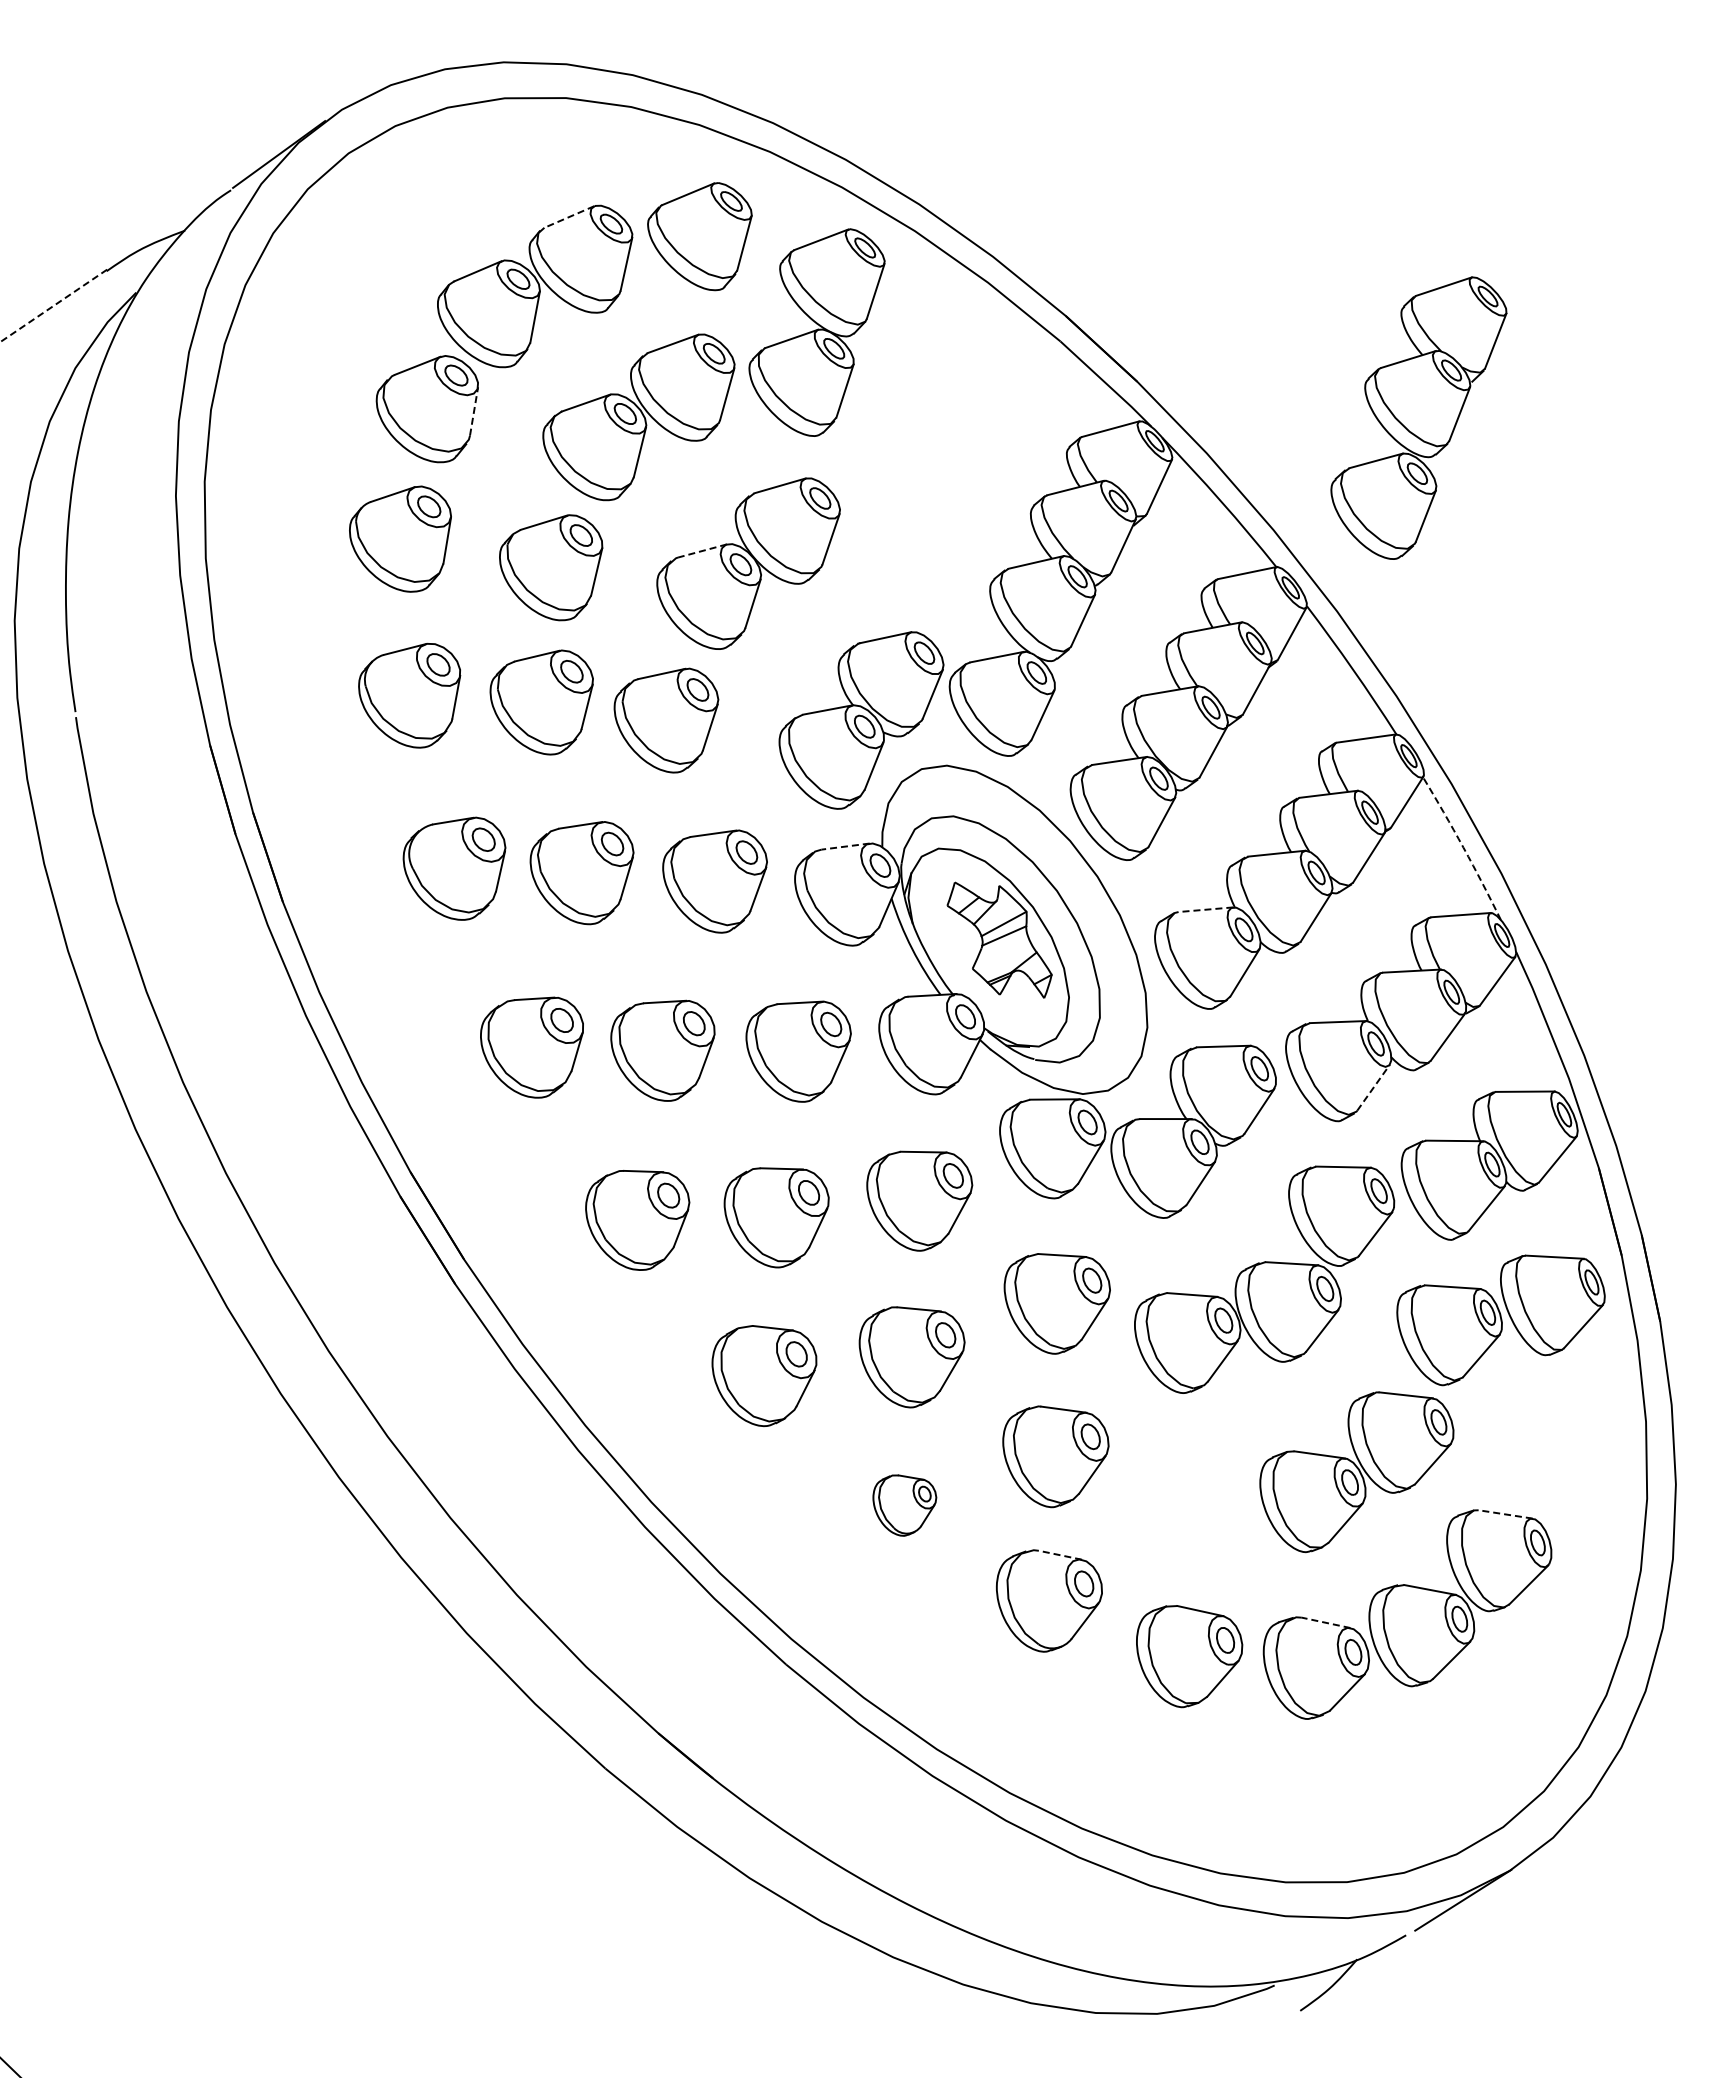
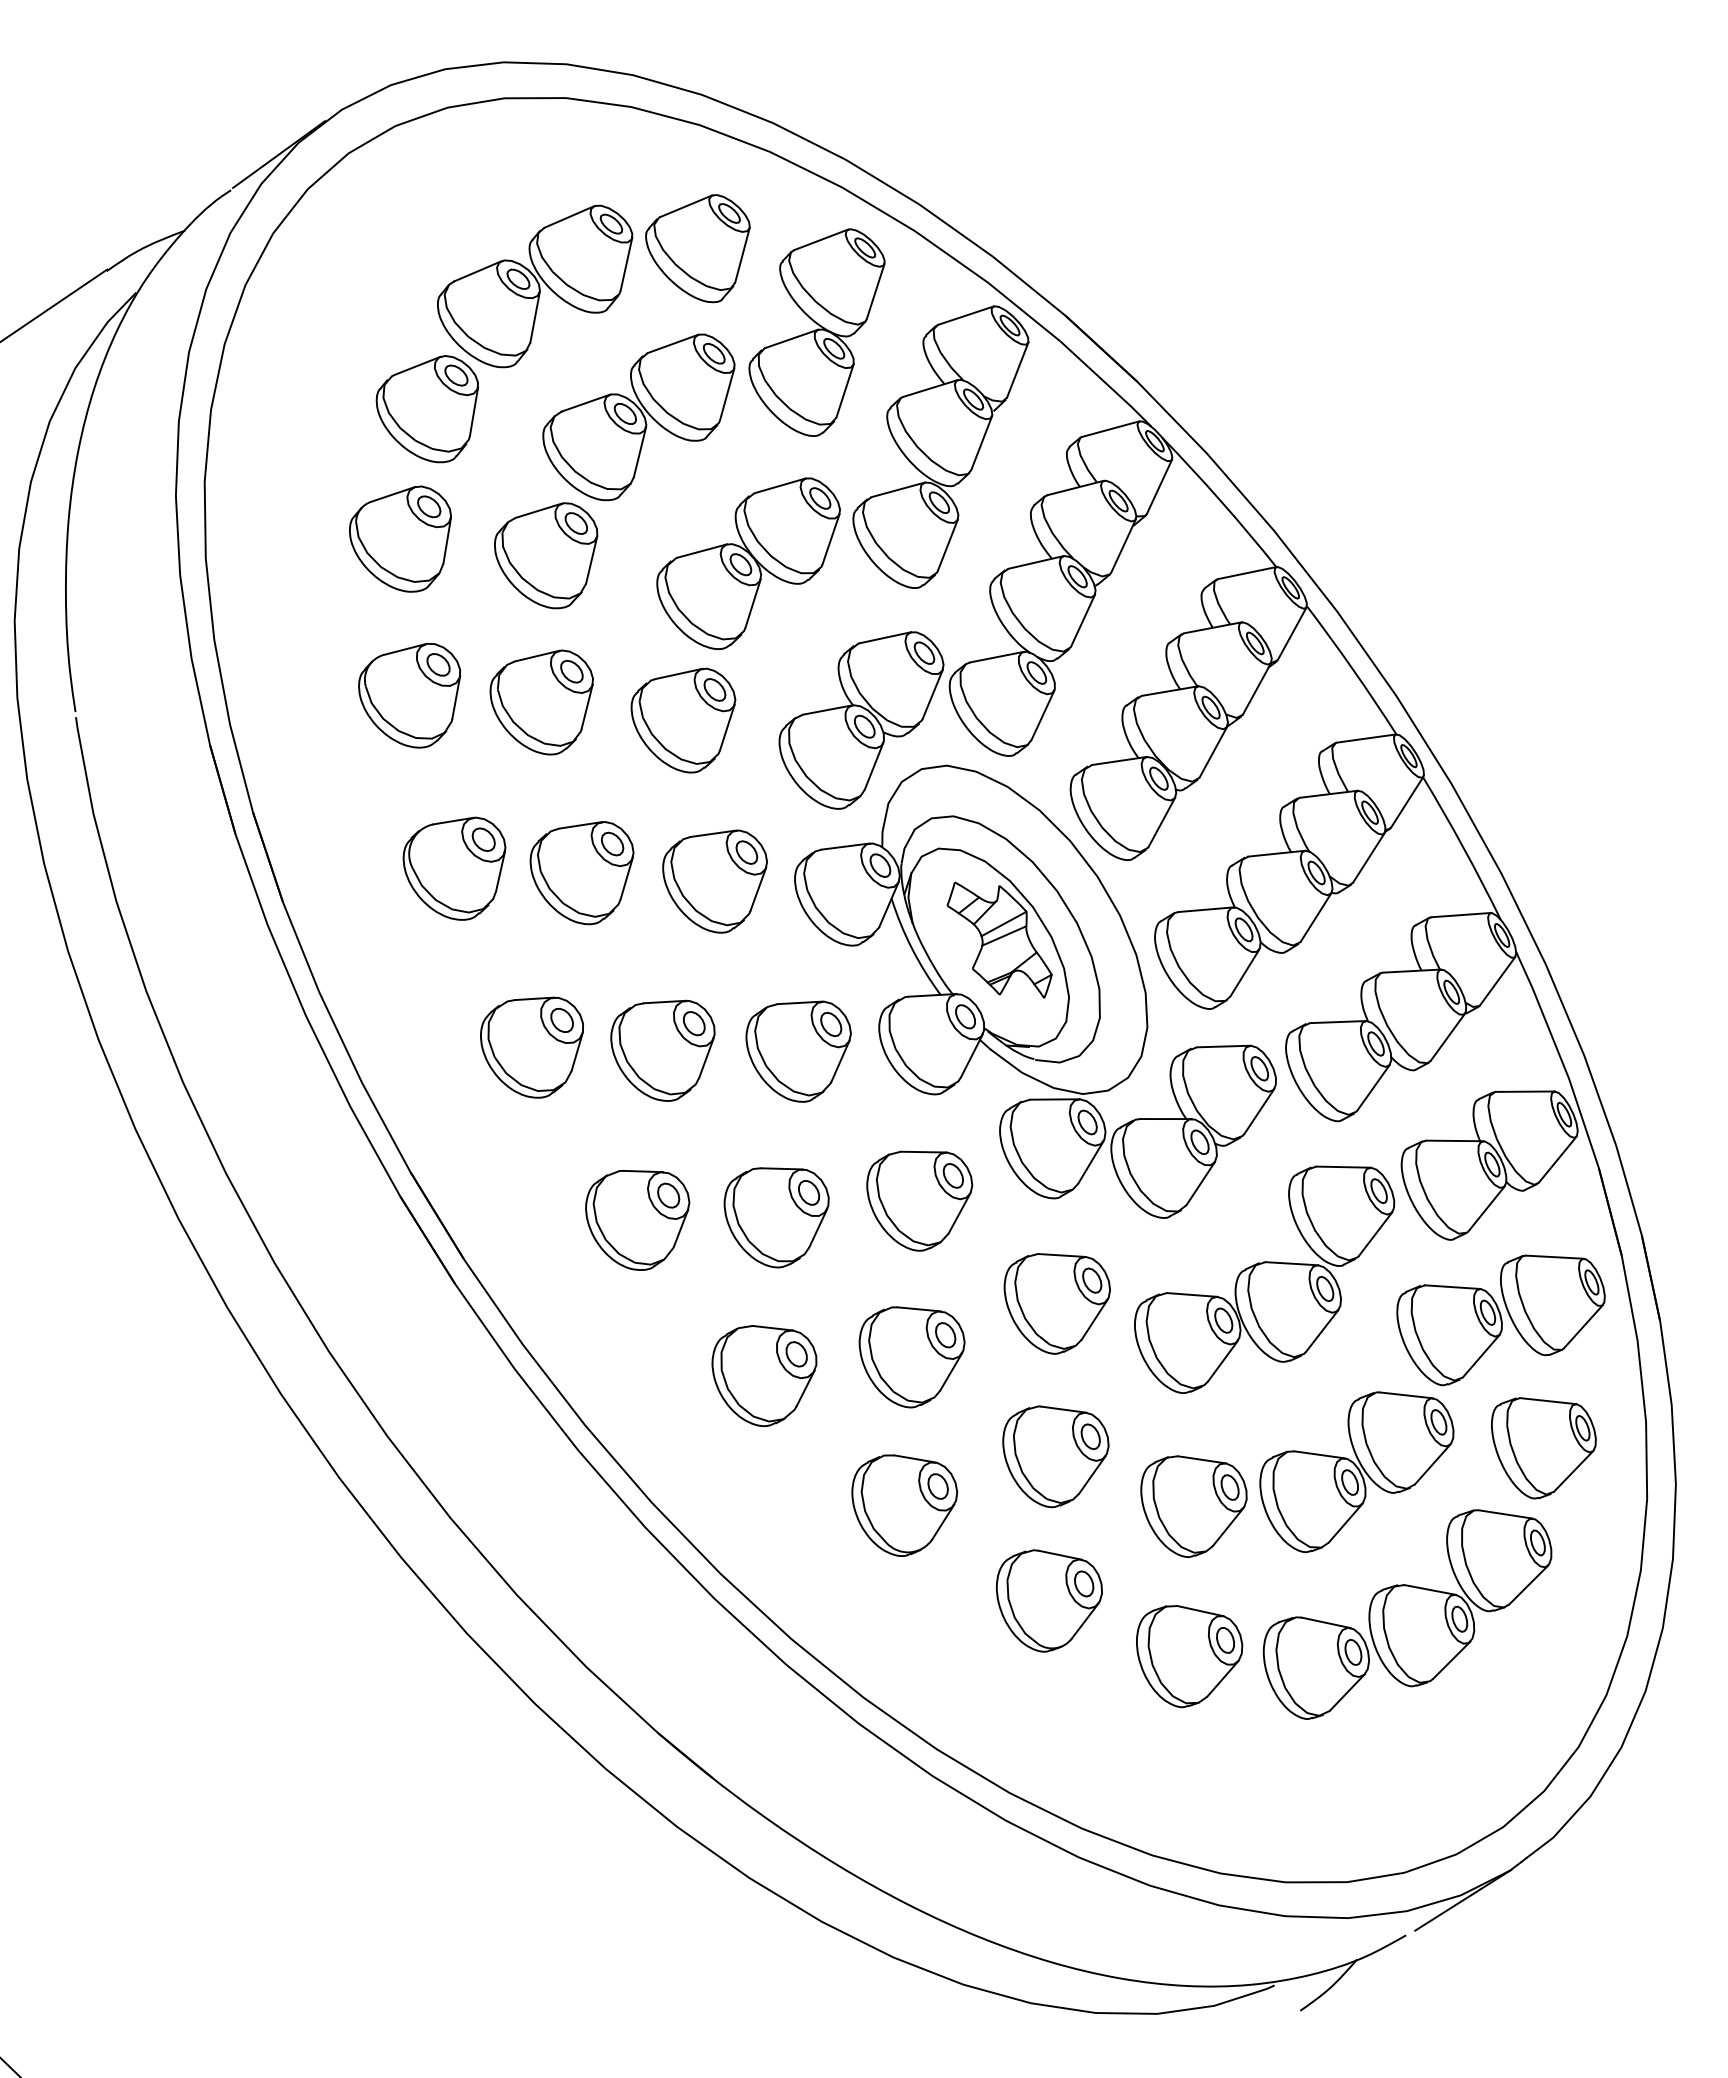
line: dashed -> solid (568, 217)
part position: (699, 236) -> (697, 248) (697, 248)
line: dashed -> solid (53, 306)
line: dashed -> solid (474, 411)
part position: (1418, 417) -> (940, 446) (940, 446)
line: dashed -> solid (702, 551)
part position: (551, 567) -> (546, 555) (546, 555)
part position: (666, 720) -> (683, 720) (683, 720)
line: dashed -> solid (845, 846)
arc: dashed -> solid (1463, 847)
line: dashed -> solid (1205, 909)
line: dashed -> solid (1373, 1087)
part: none -> present (1543, 1448)
part size: 66x63 px -> 108x103 px (904, 1505)
part: none -> present (1193, 1506)
line: dashed -> solid (1505, 1514)
line: dashed -> solid (1059, 1555)
line: dashed -> solid (1326, 1622)
